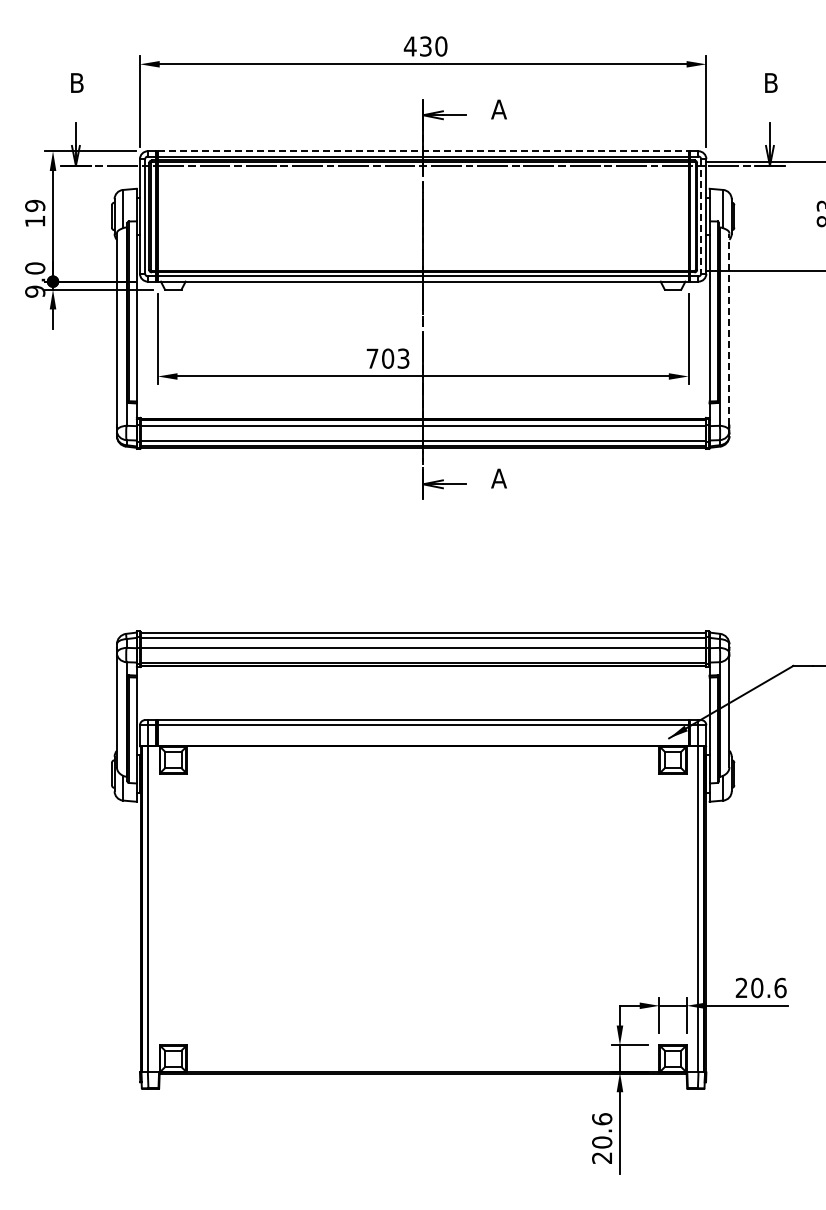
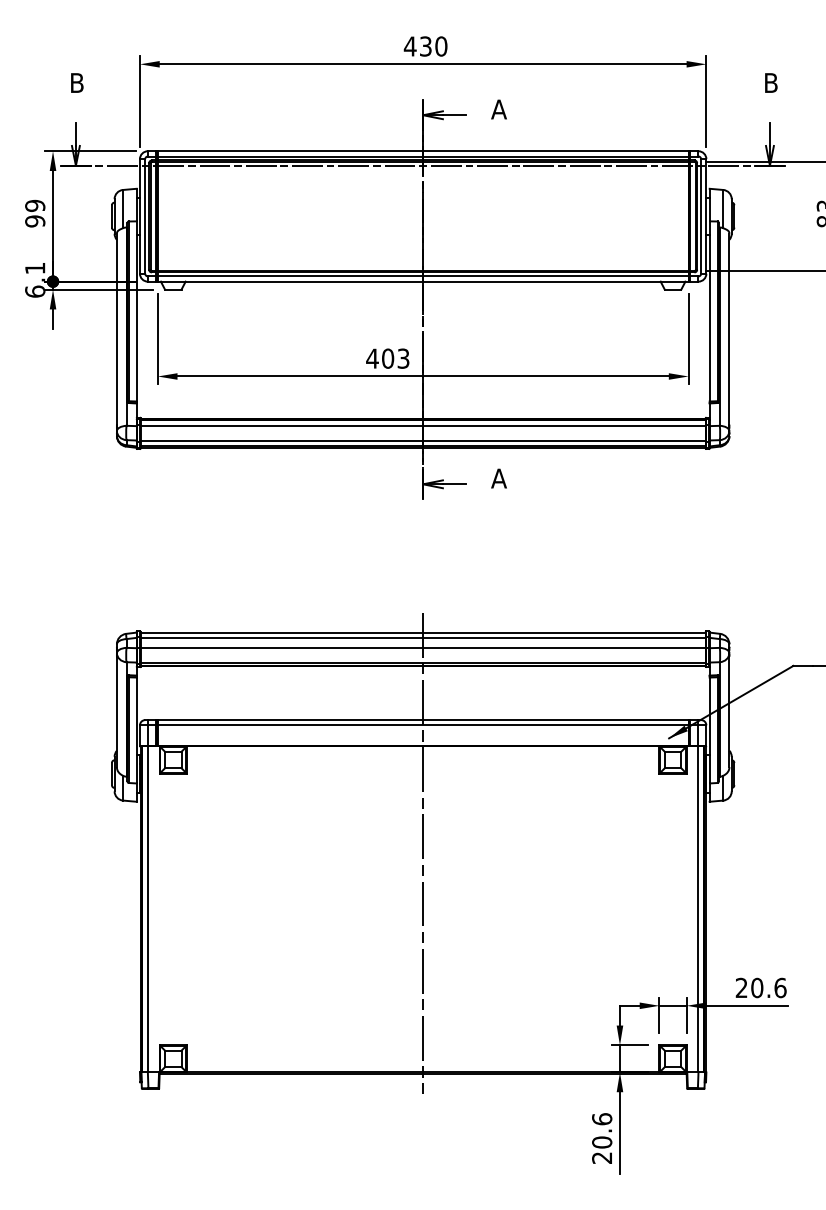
line: dashed -> solid (423, 151)
line: dashed -> solid (701, 216)
text: 19 -> 99 (35, 221)
text: 9.0 -> 6.1 (35, 279)
line: dashed -> solid (729, 328)
text: 703 -> 403 (372, 358)
line: none -> present (423, 853)
